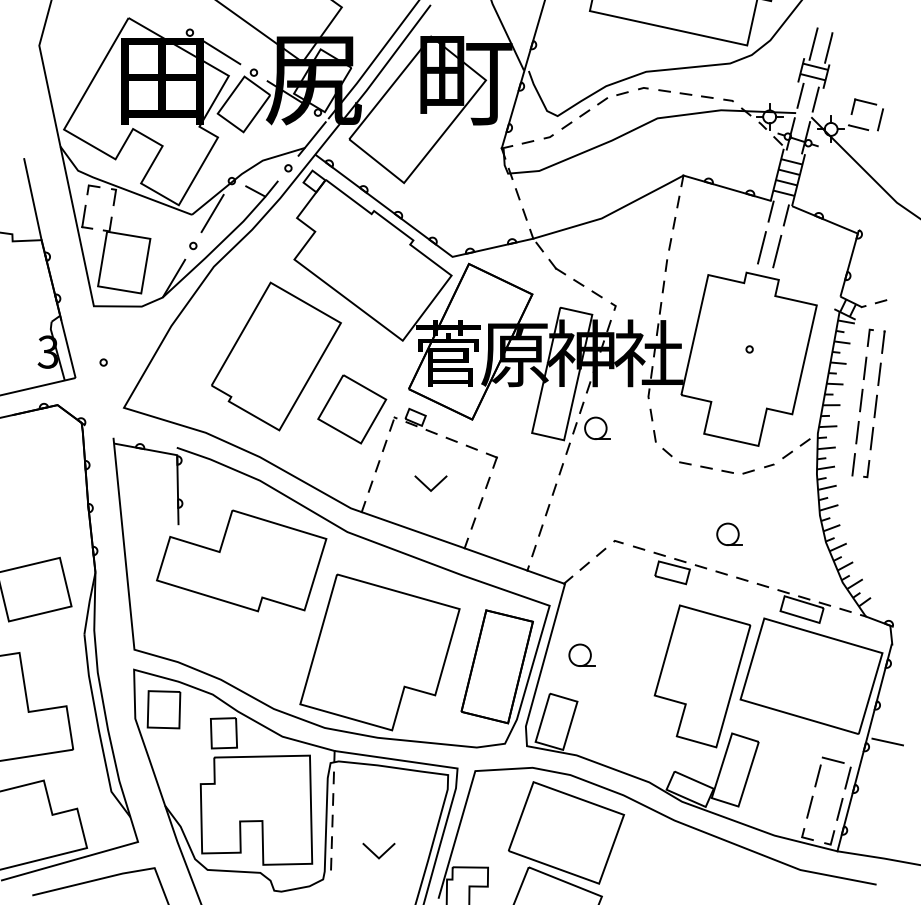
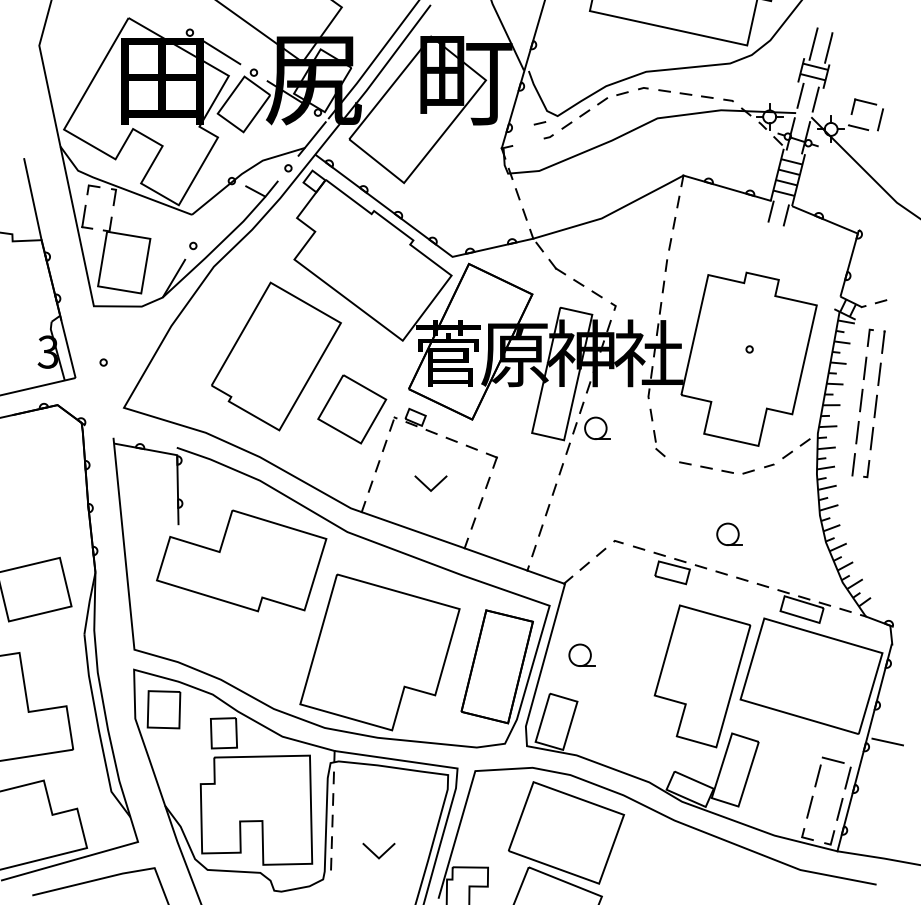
line position: (527, 142) -> (539, 123) (539, 123)
line: present -> none (212, 213)
line: present -> none (761, 247)
line: present -> none (777, 251)
line position: (667, 452) -> (660, 452) (660, 452)
